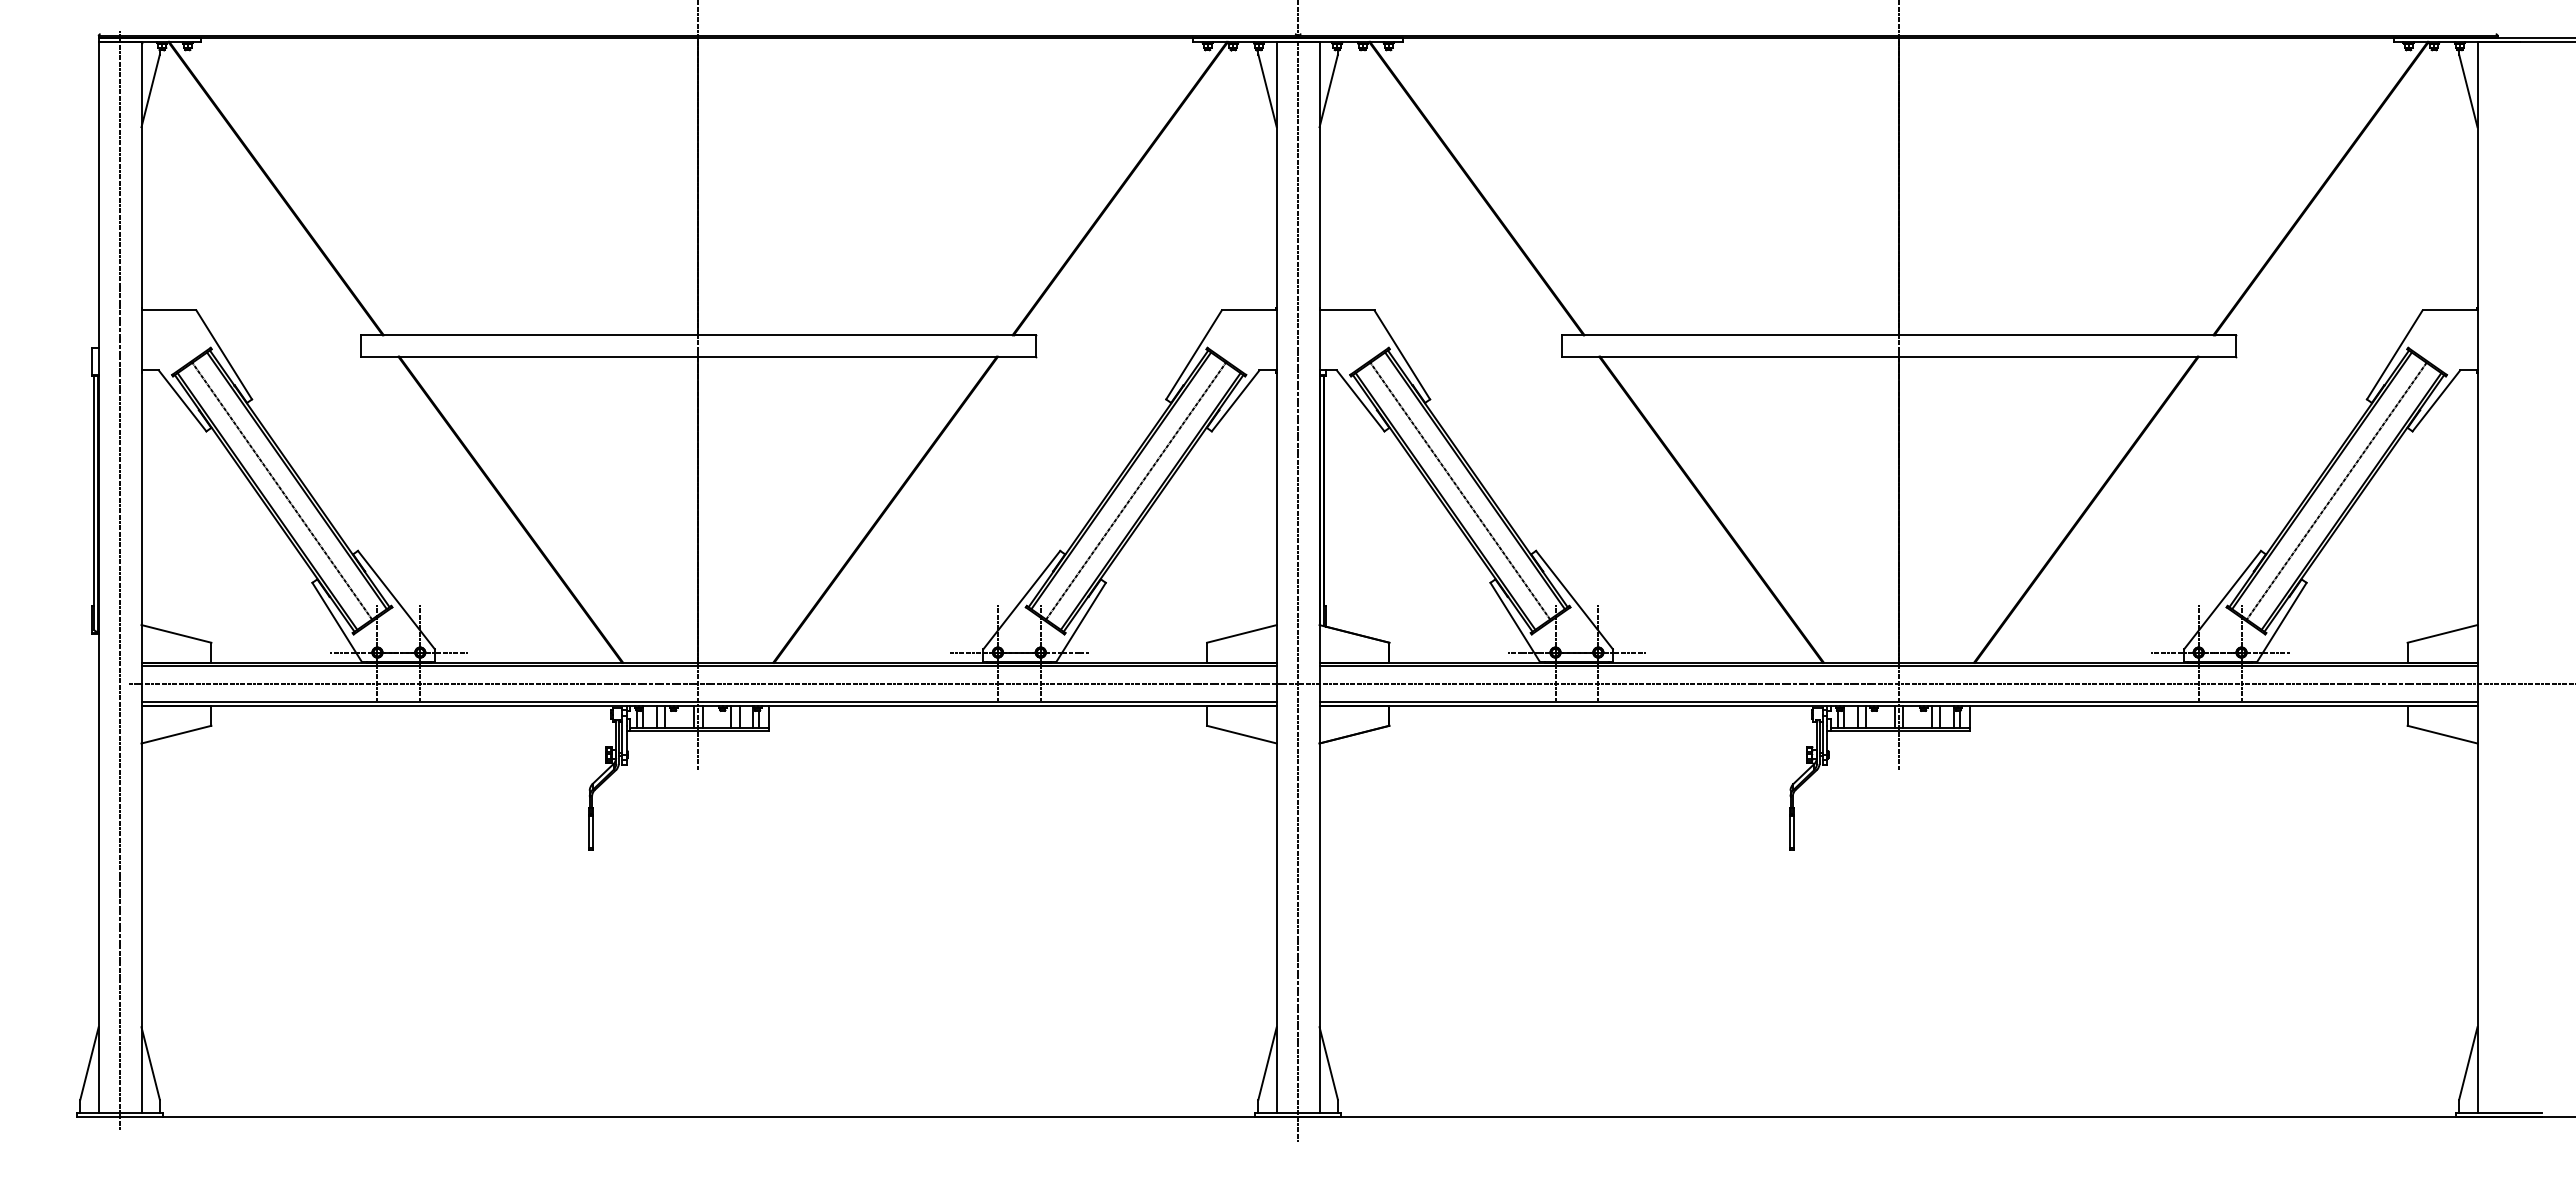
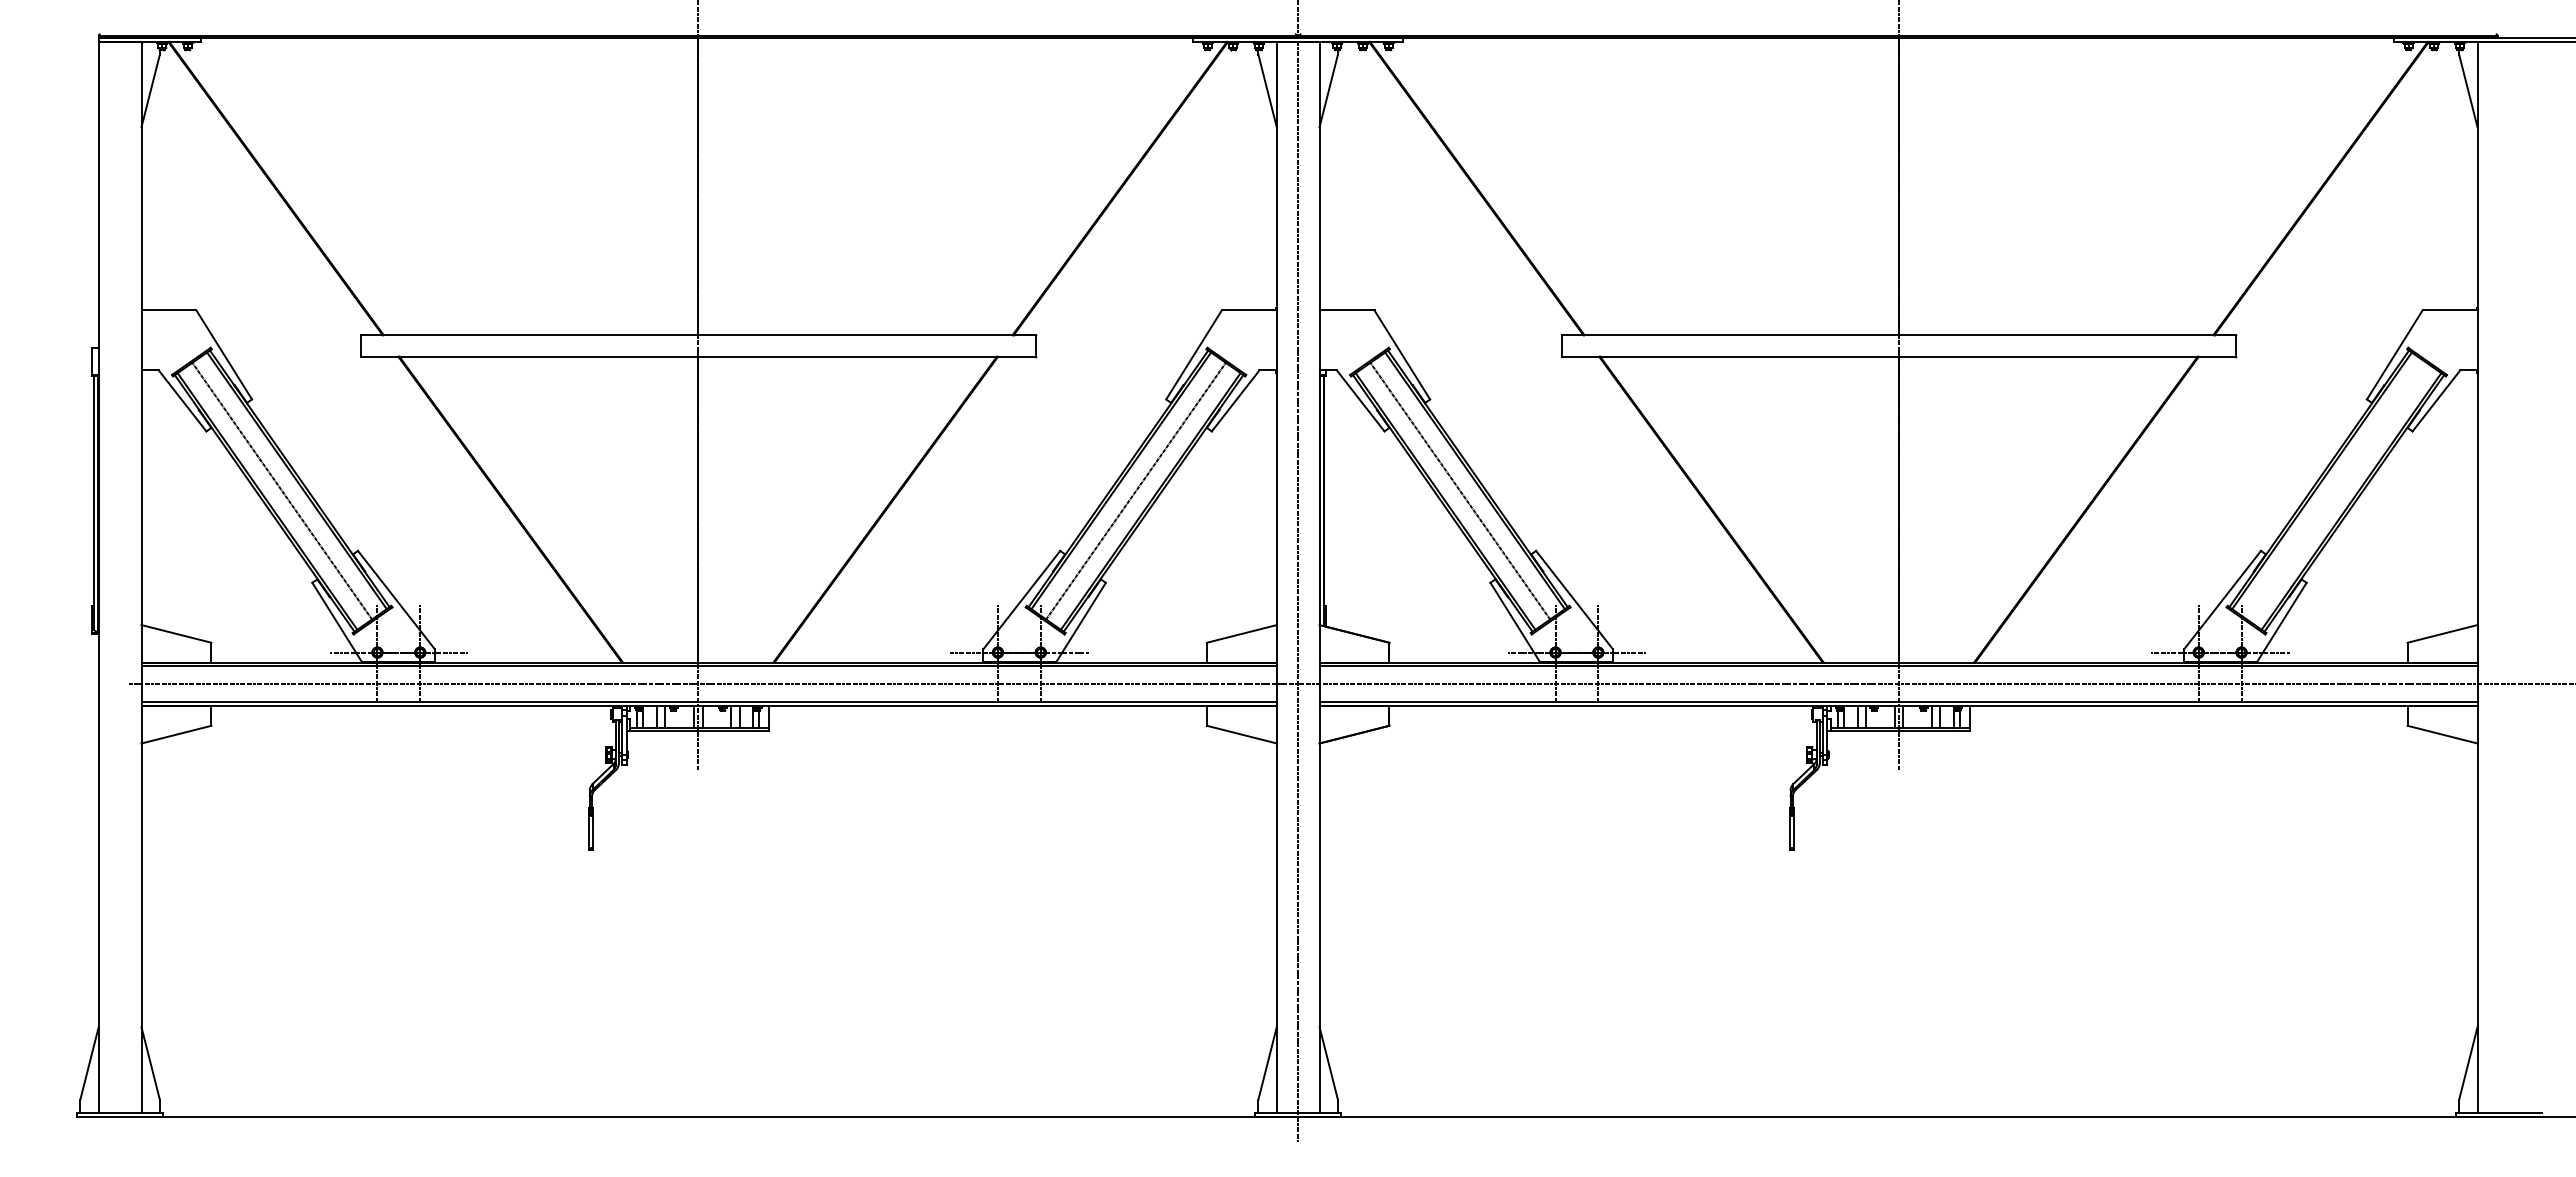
line: present -> none (2336, 490)
line: present -> none (120, 580)
